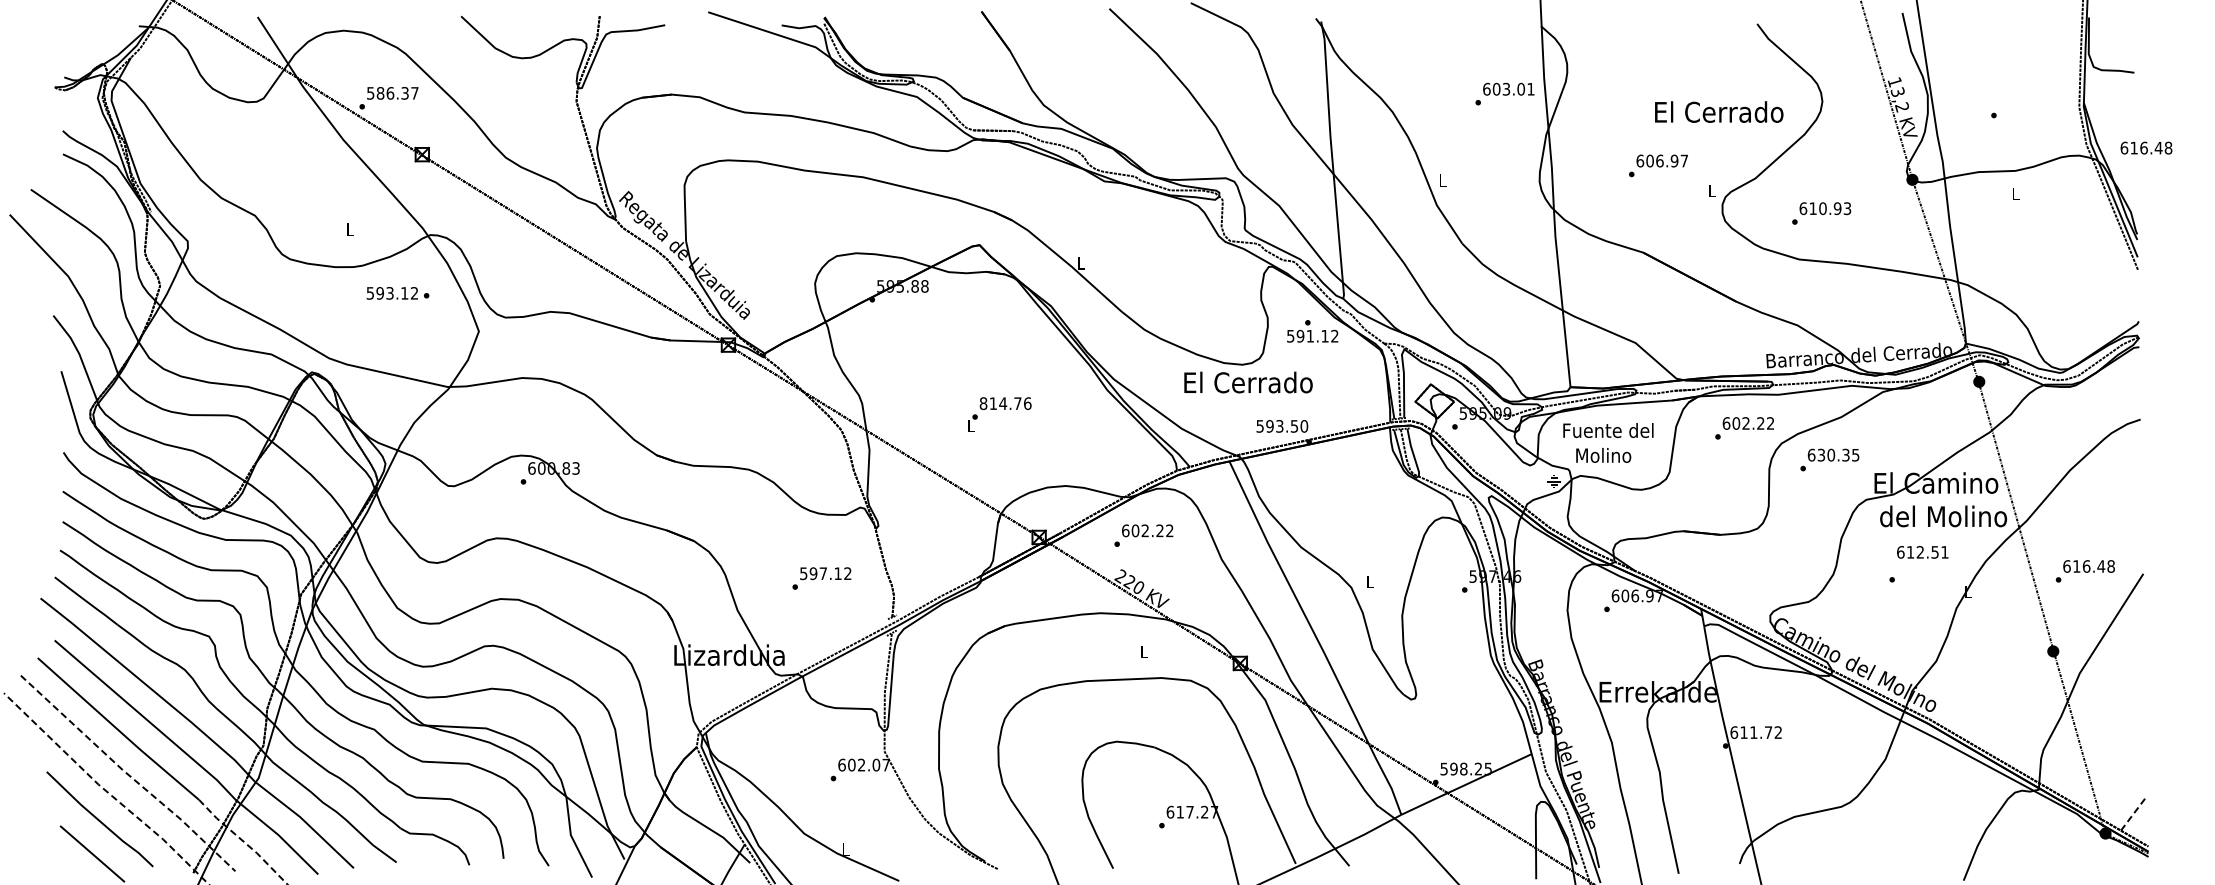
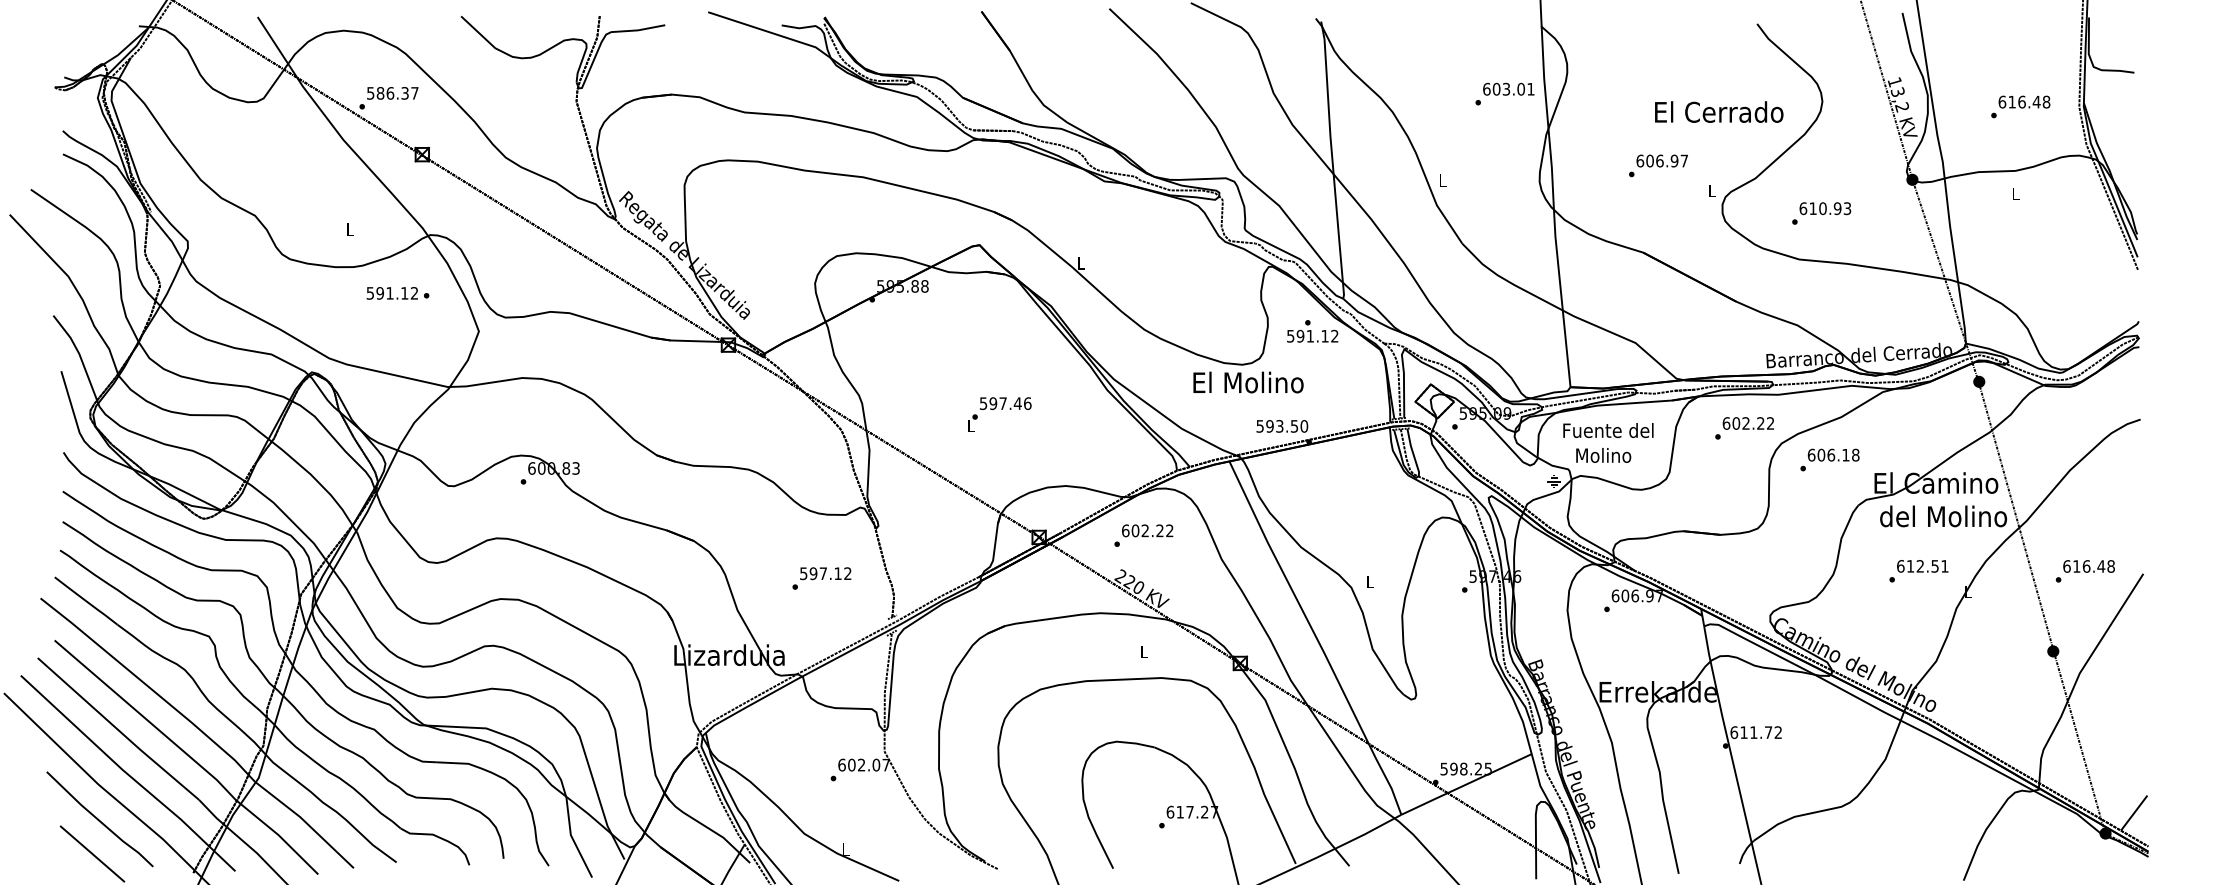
text position: (2146, 147) -> (2024, 101) (2024, 101)
text: 593.12 -> 591.12 (389, 293)
text: El Cerrado -> El Molino (1248, 382)
text: 814.76 -> 597.46 (1000, 403)
text: 630.35 -> 606.18 (1838, 454)
text position: (1922, 552) -> (1922, 566) (1922, 566)
line: dashed -> solid (127, 774)
line: dashed -> solid (105, 790)
line: dashed -> solid (2134, 813)
line: dashed -> solid (243, 841)
